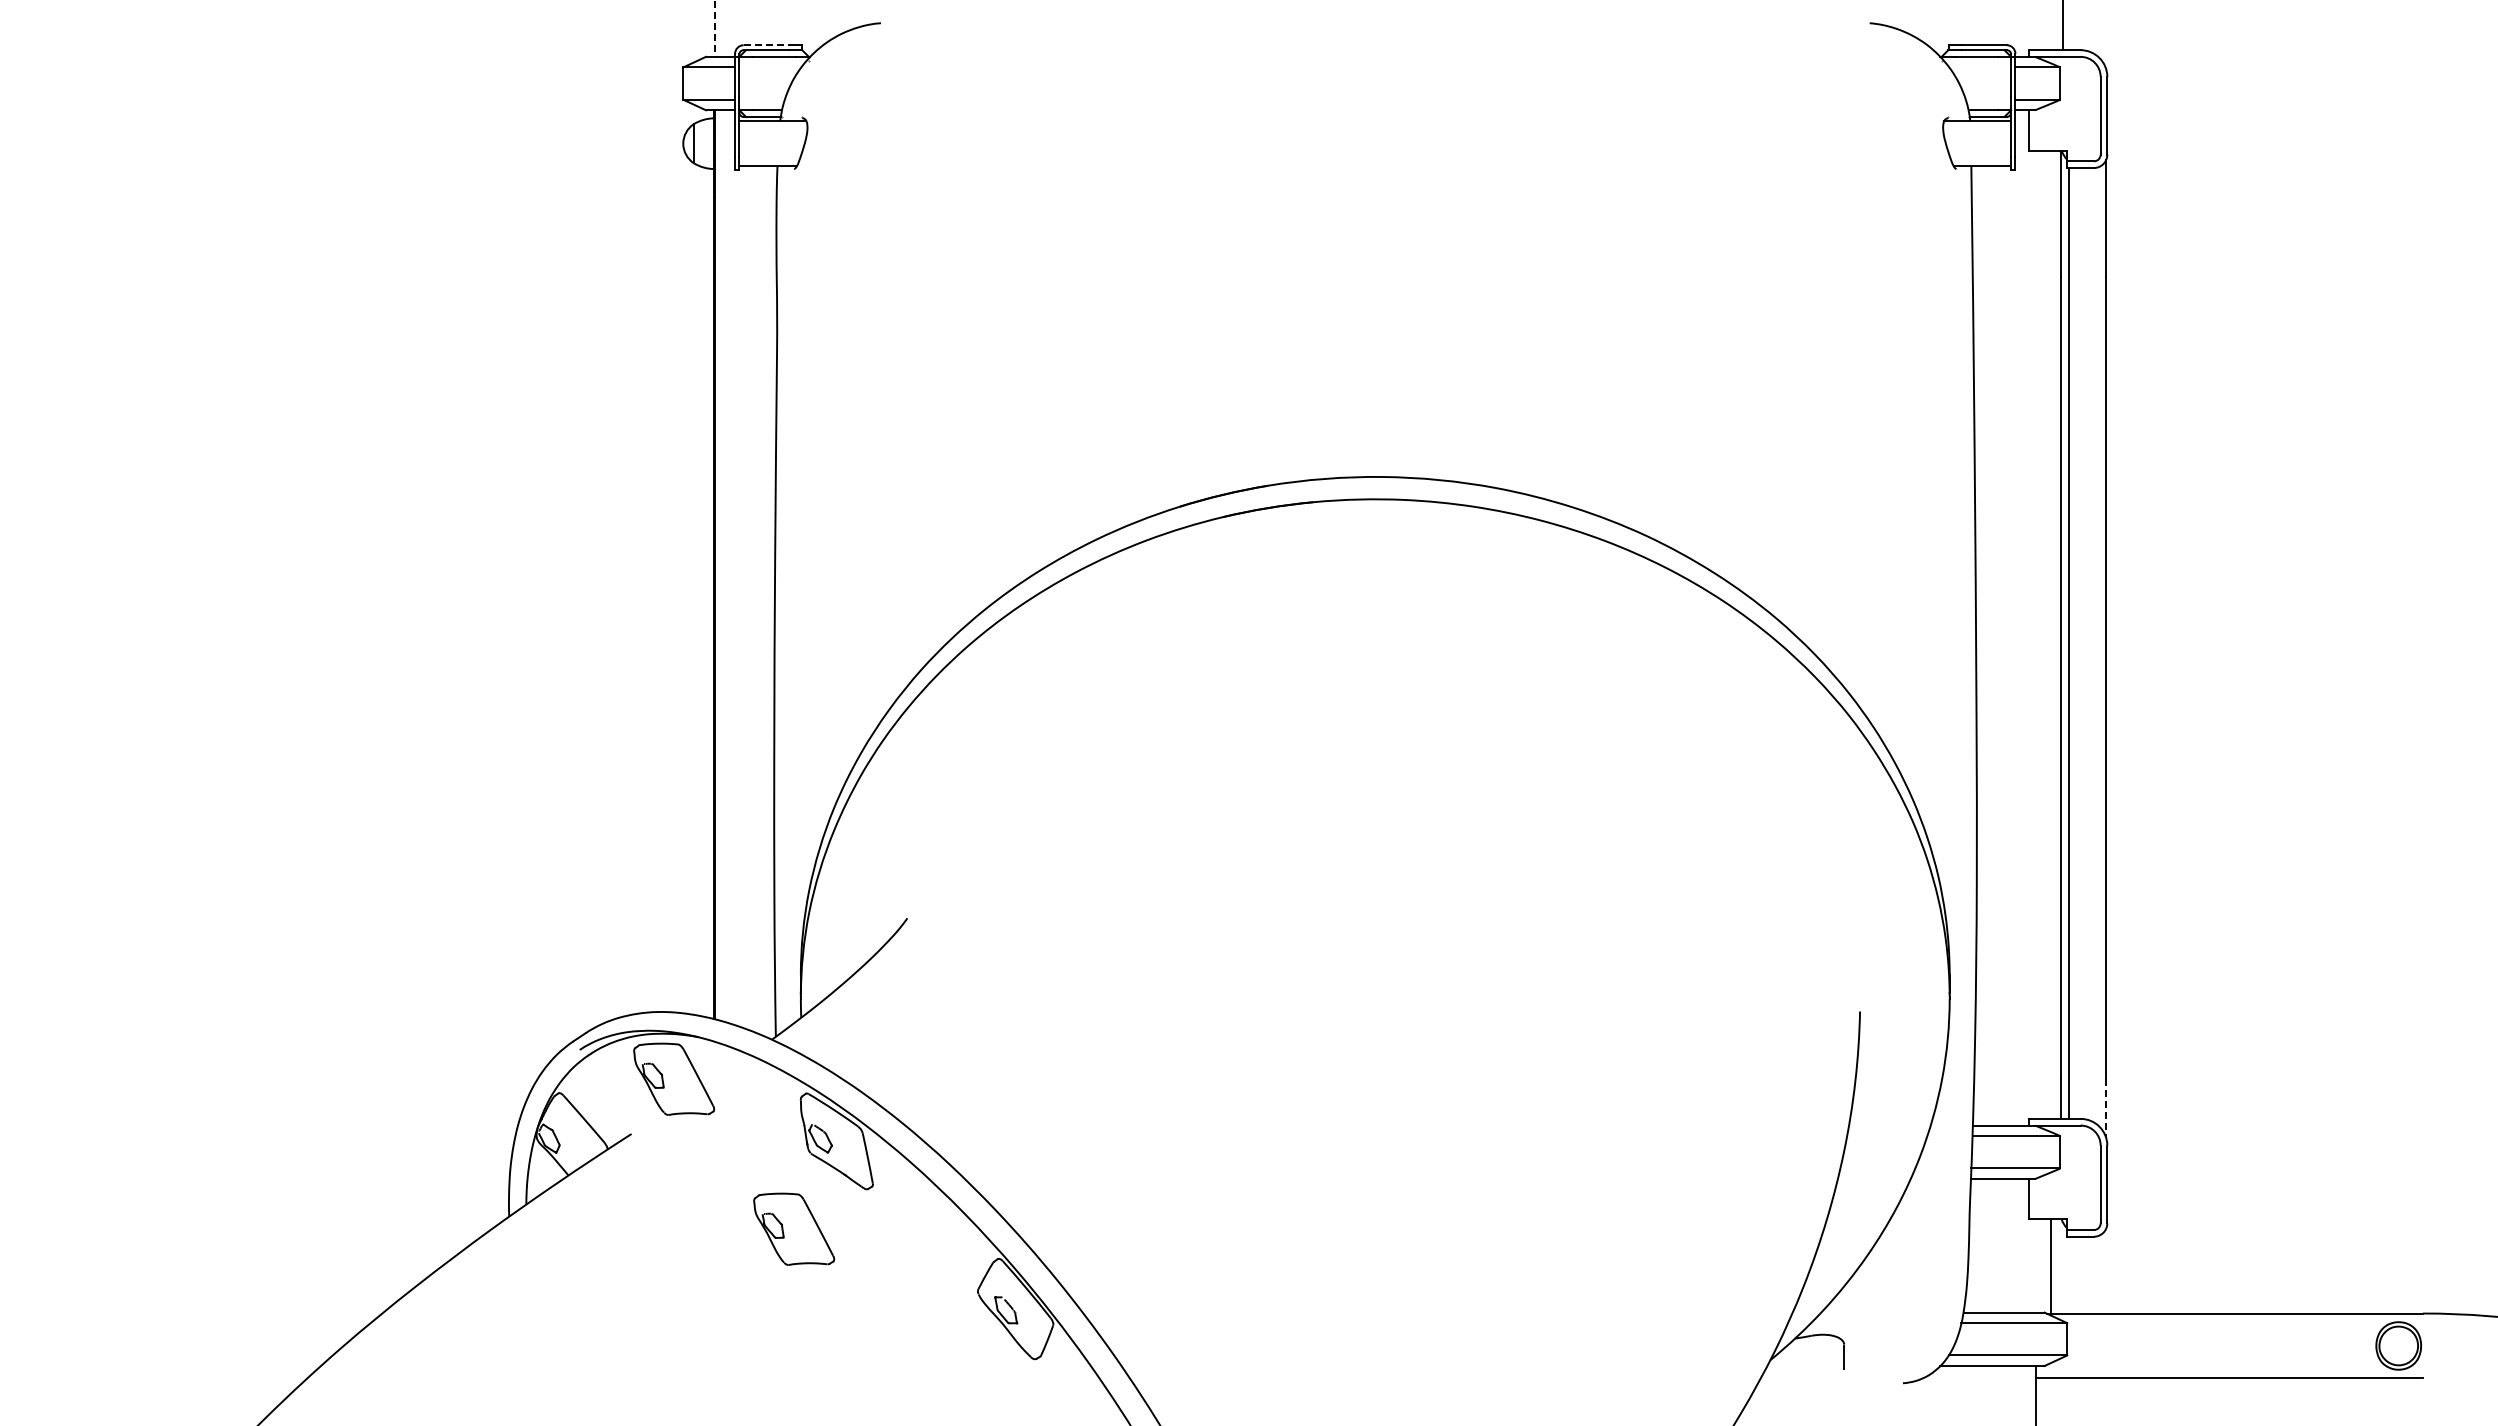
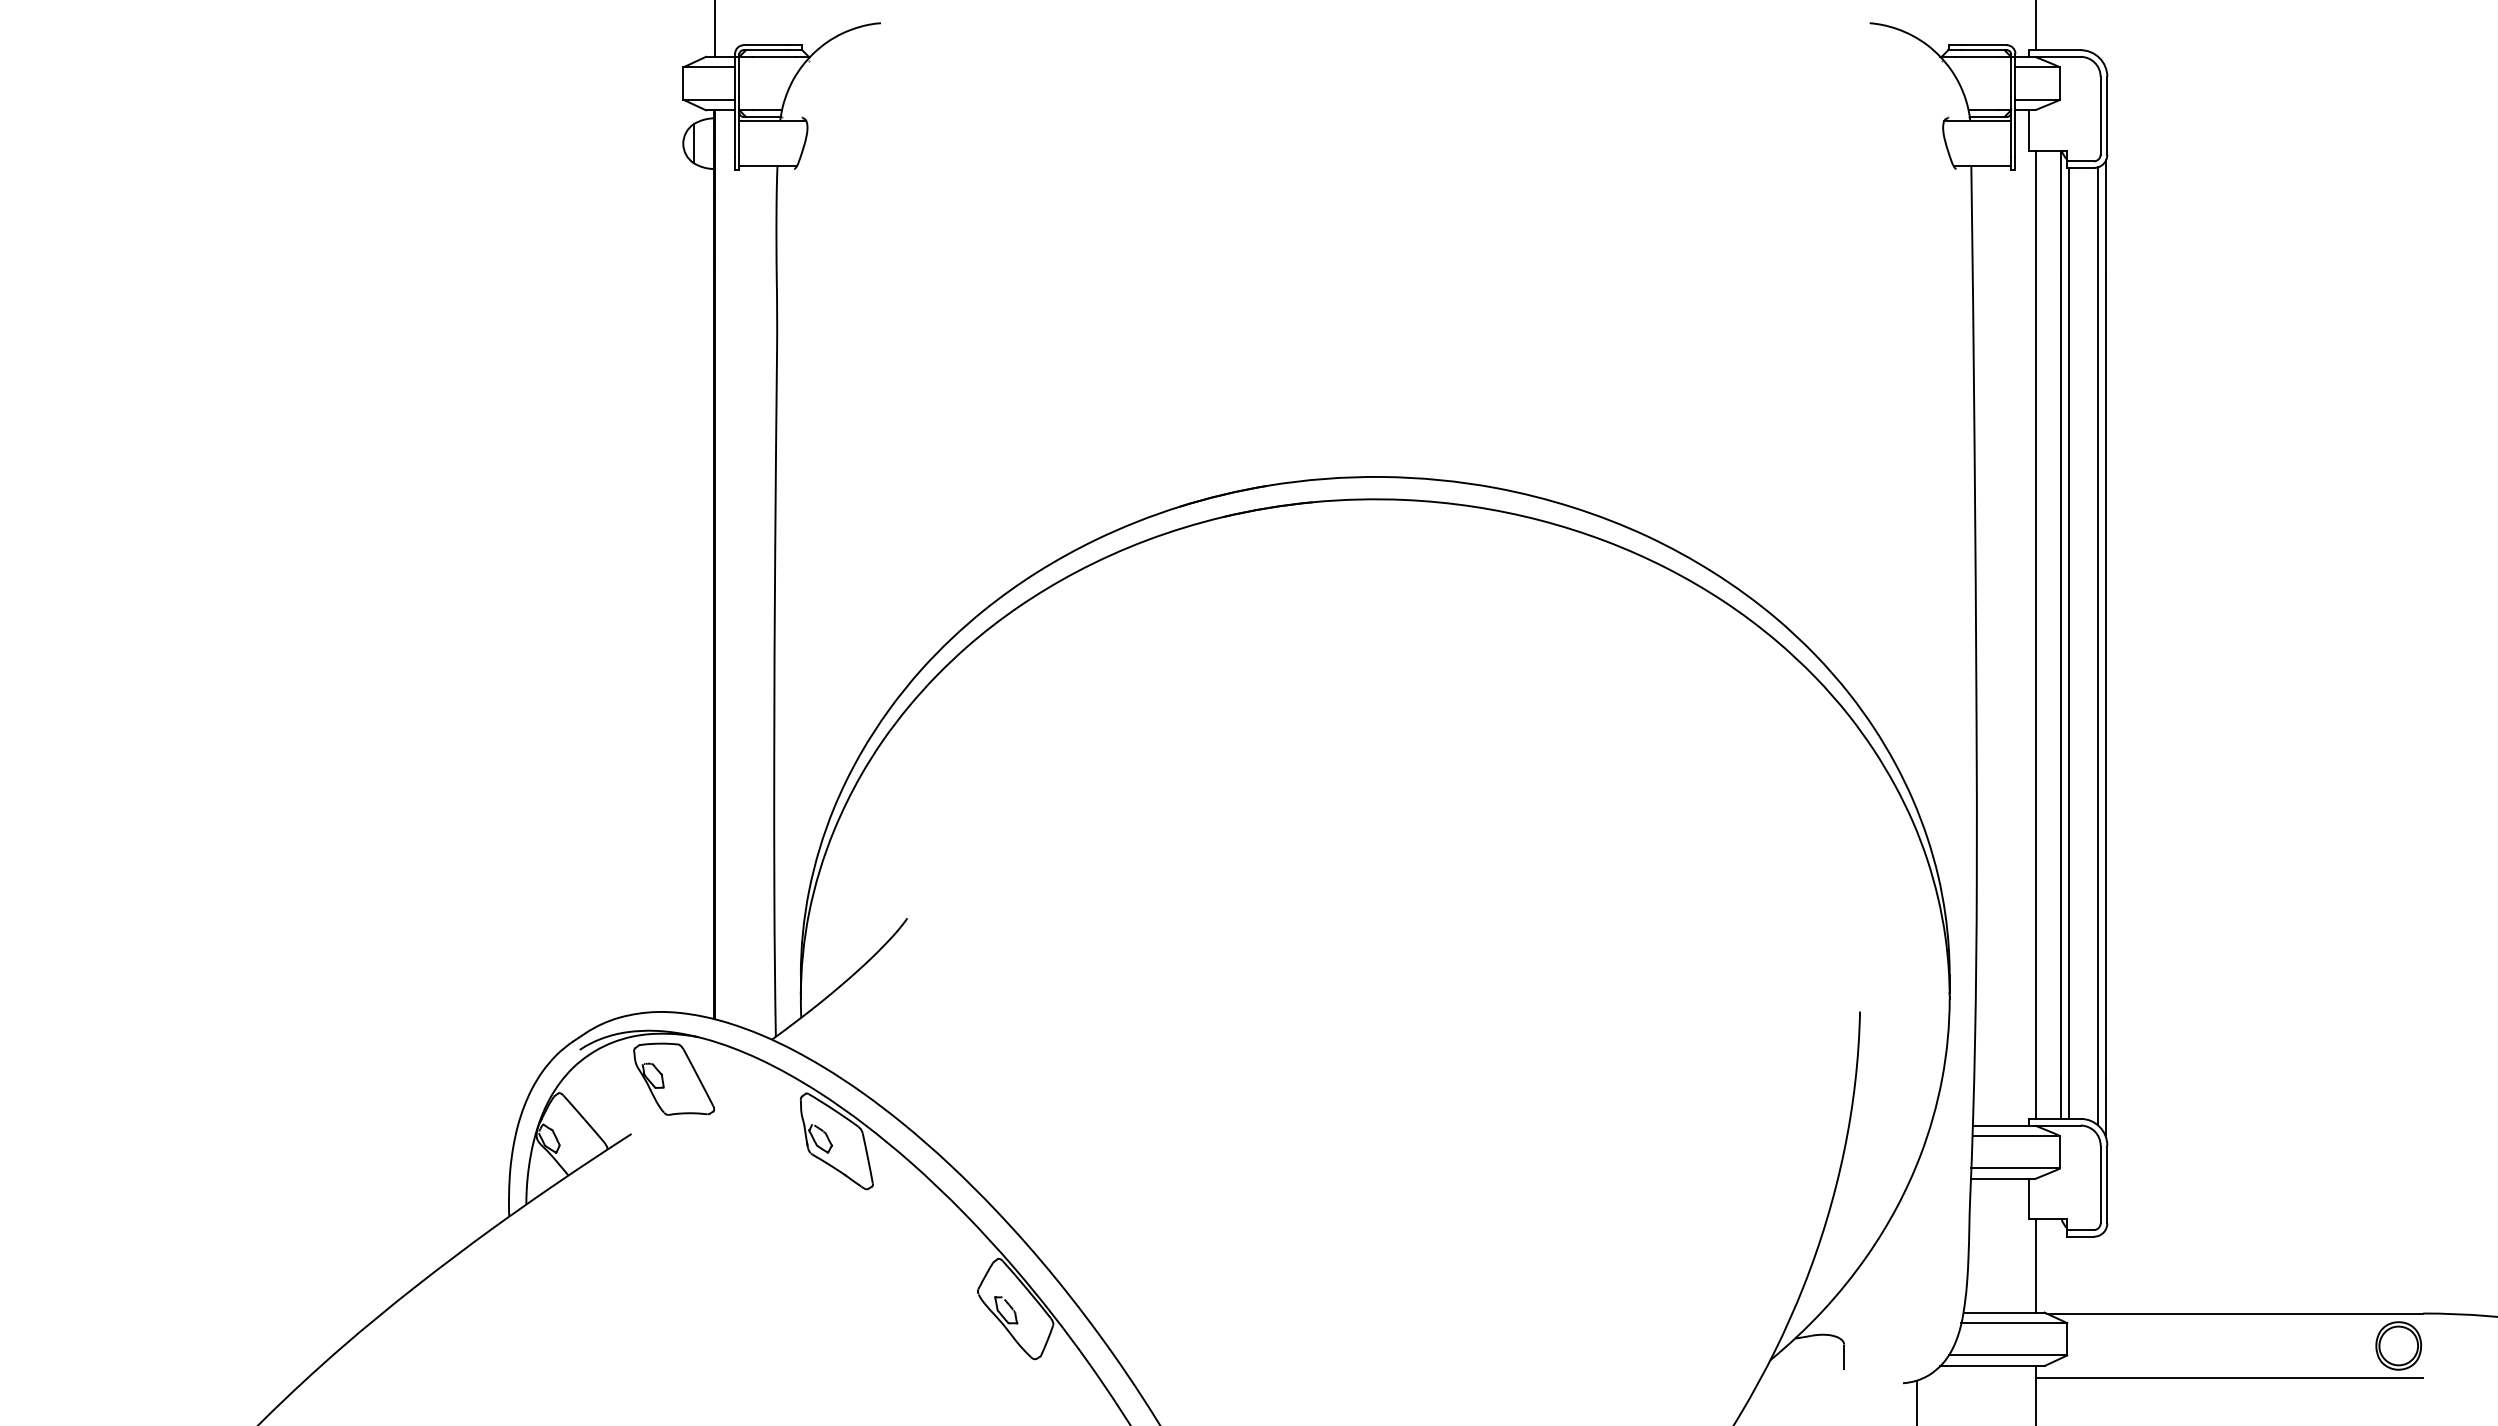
line position: (2062, 26) -> (2035, 26) (2035, 26)
line: dashed -> solid (714, 28)
line: dashed -> solid (766, 45)
line: none -> present (2035, 634)
line: none -> present (2097, 646)
line: dashed -> solid (2106, 1108)
part: present -> none (794, 1228)
line position: (2050, 1265) -> (2035, 1265) (2035, 1265)
line: none -> present (1916, 1401)
